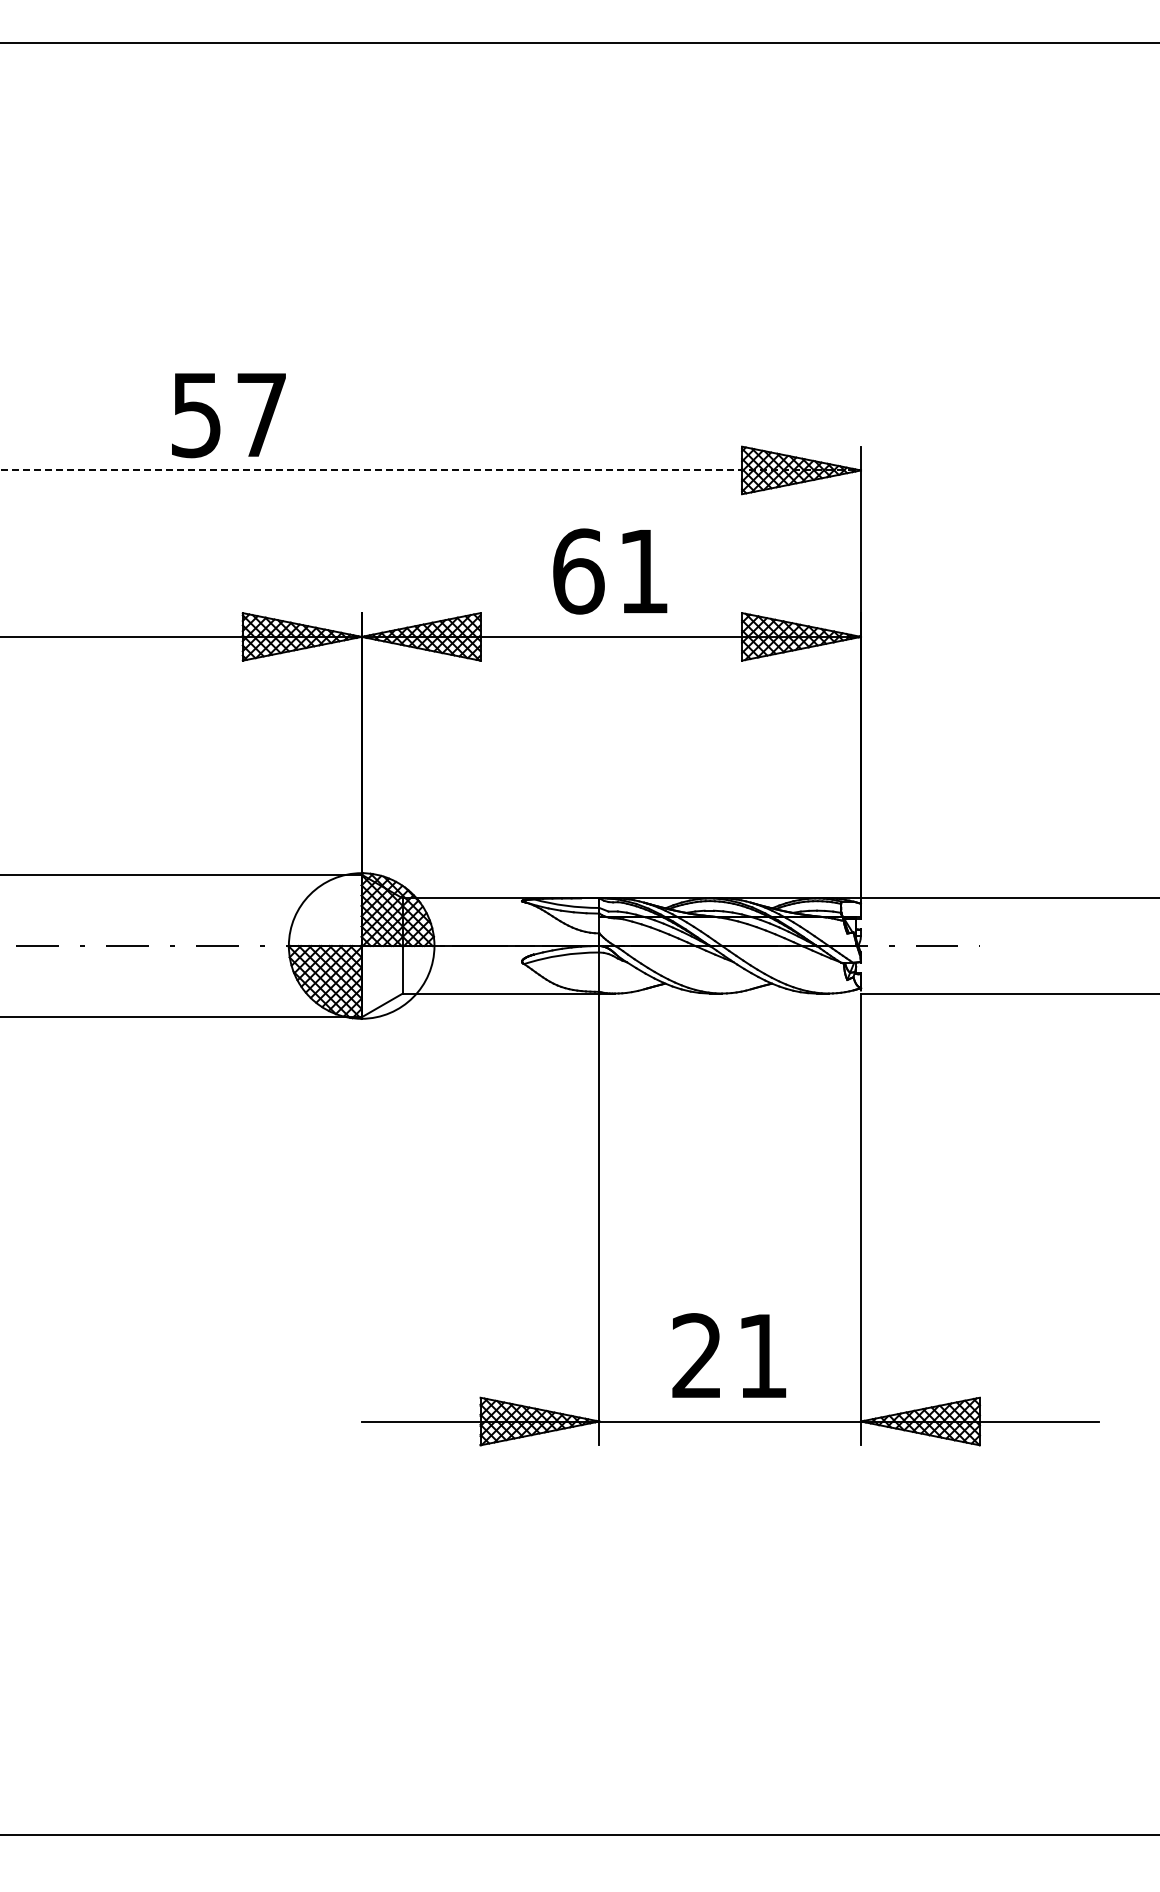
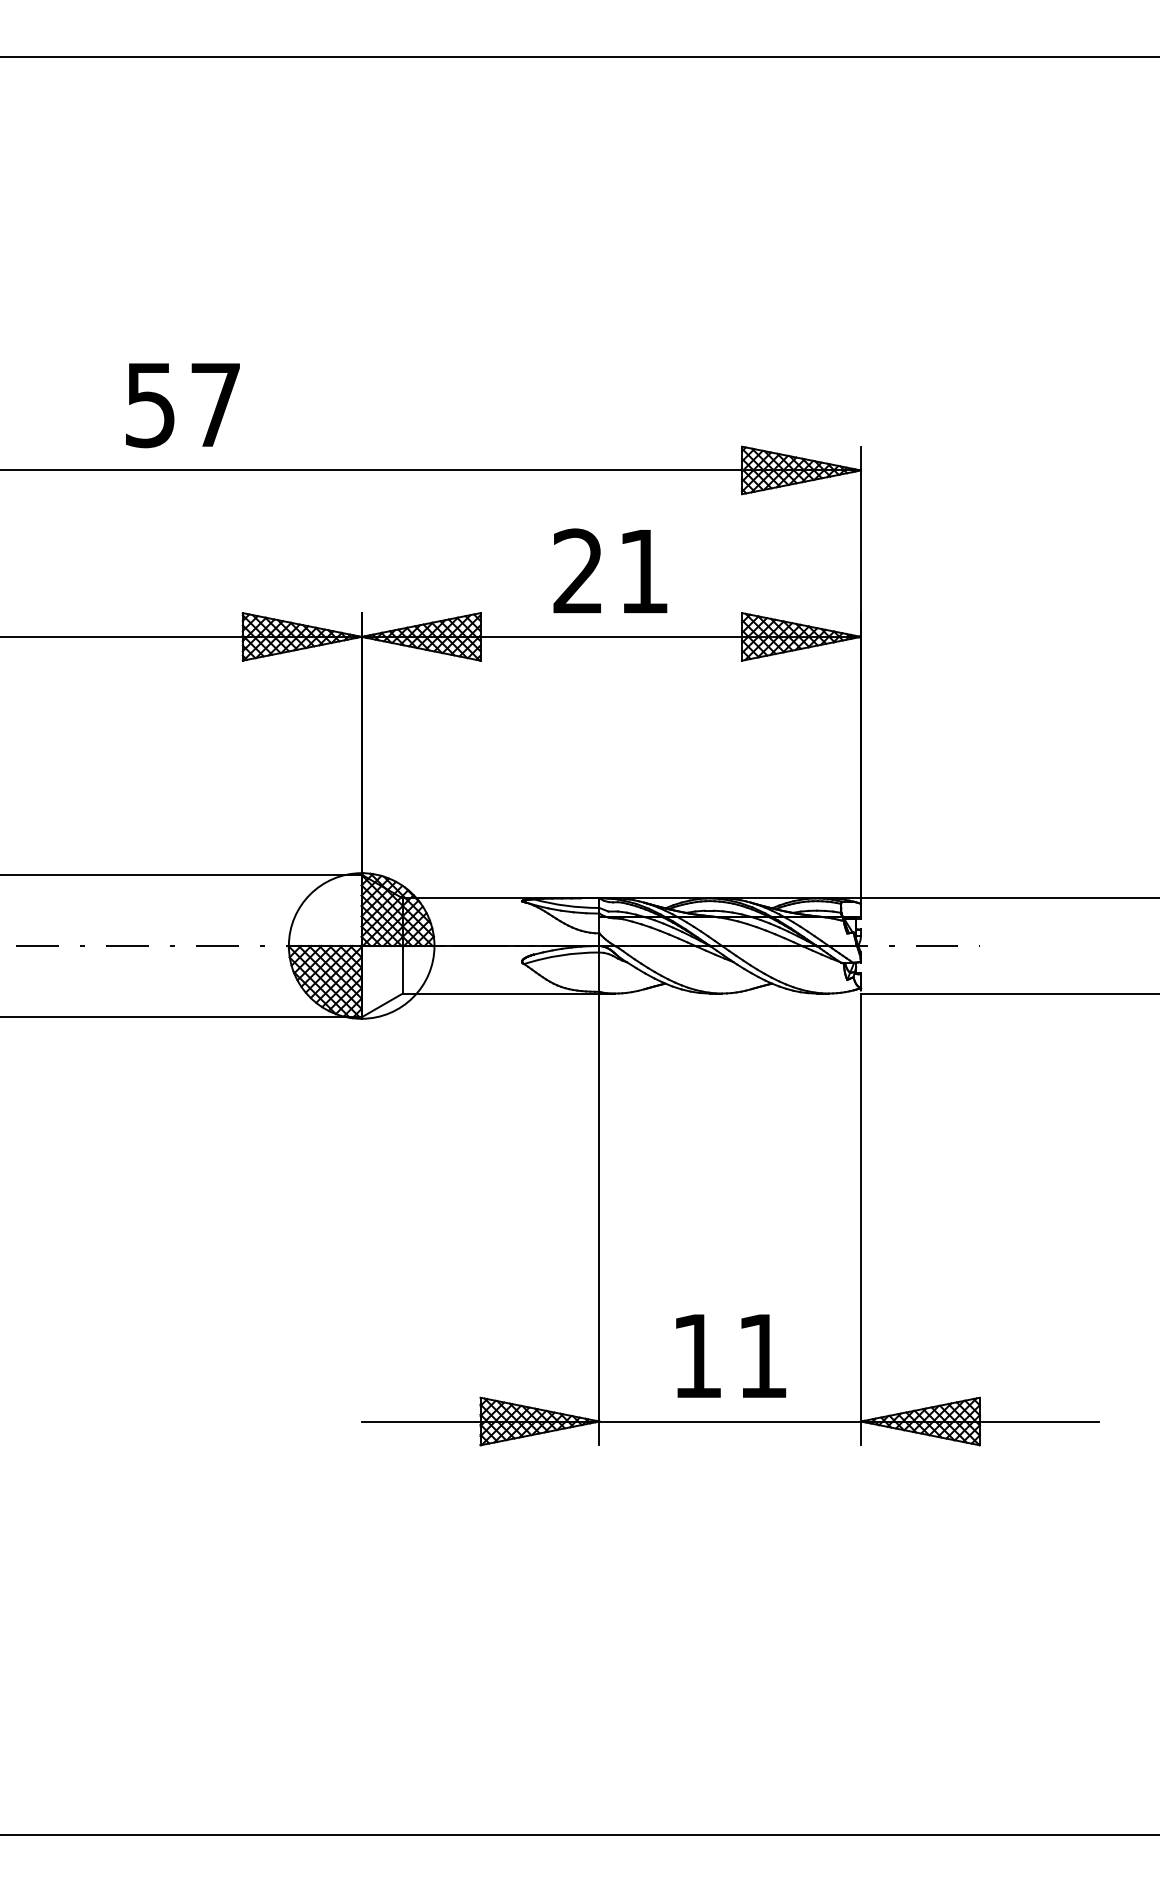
line position: (579, 42) -> (579, 56) (579, 56)
text position: (228, 415) -> (182, 405) (182, 405)
line: dashed -> solid (431, 470)
text: 61 -> 21 (578, 571)
text: 21 -> 11 (696, 1355)
